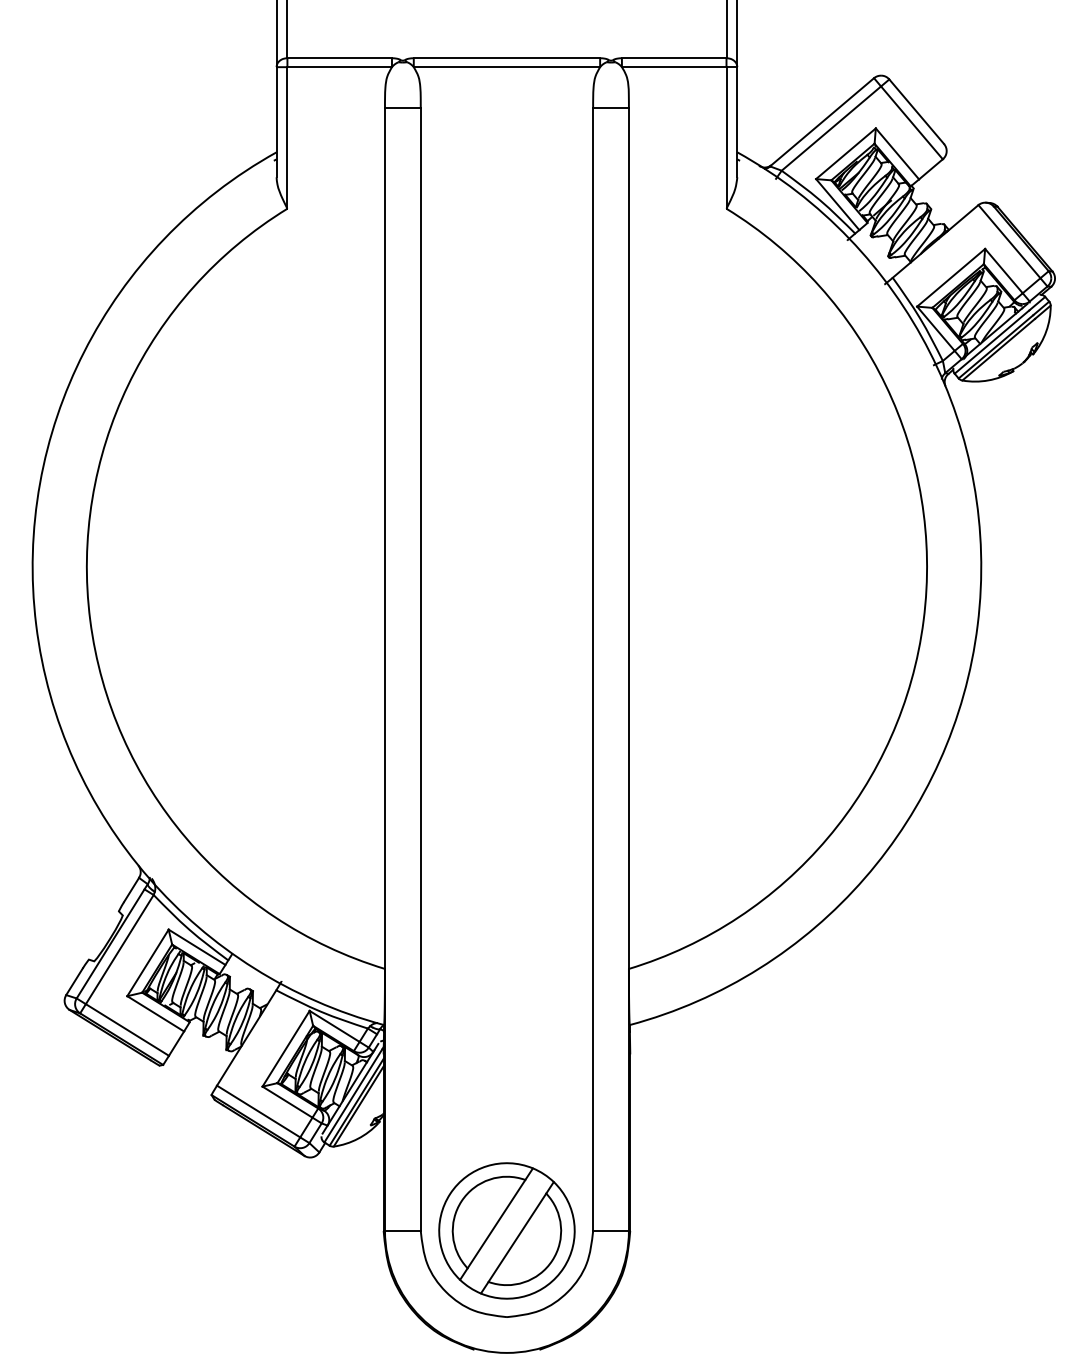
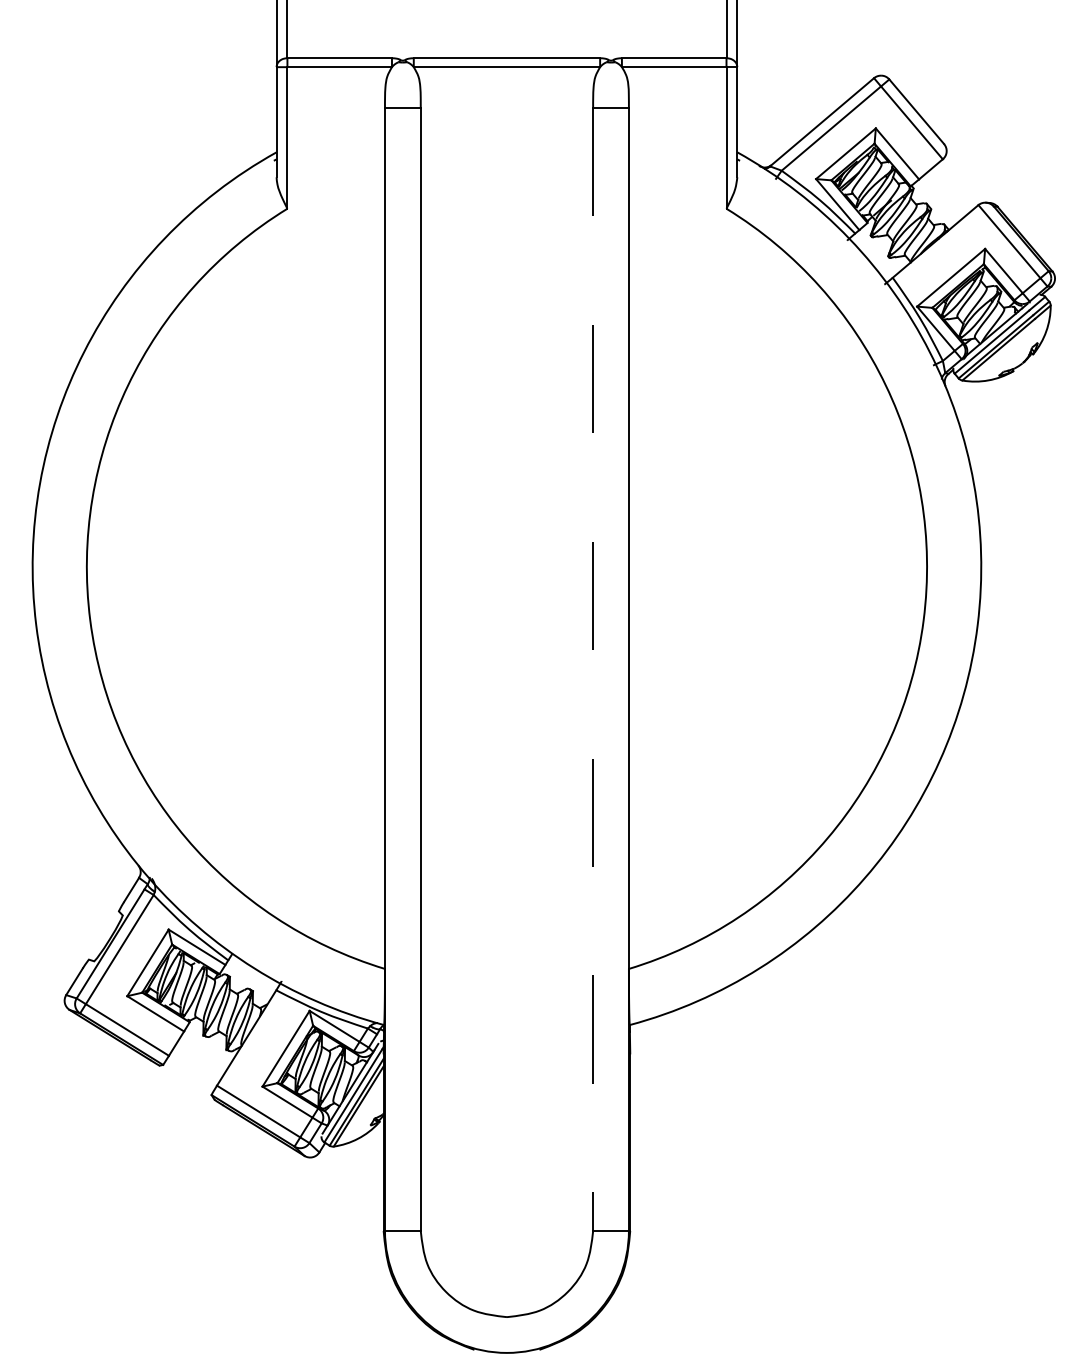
line: solid -> dashed (593, 670)
part: present -> none (506, 1230)
